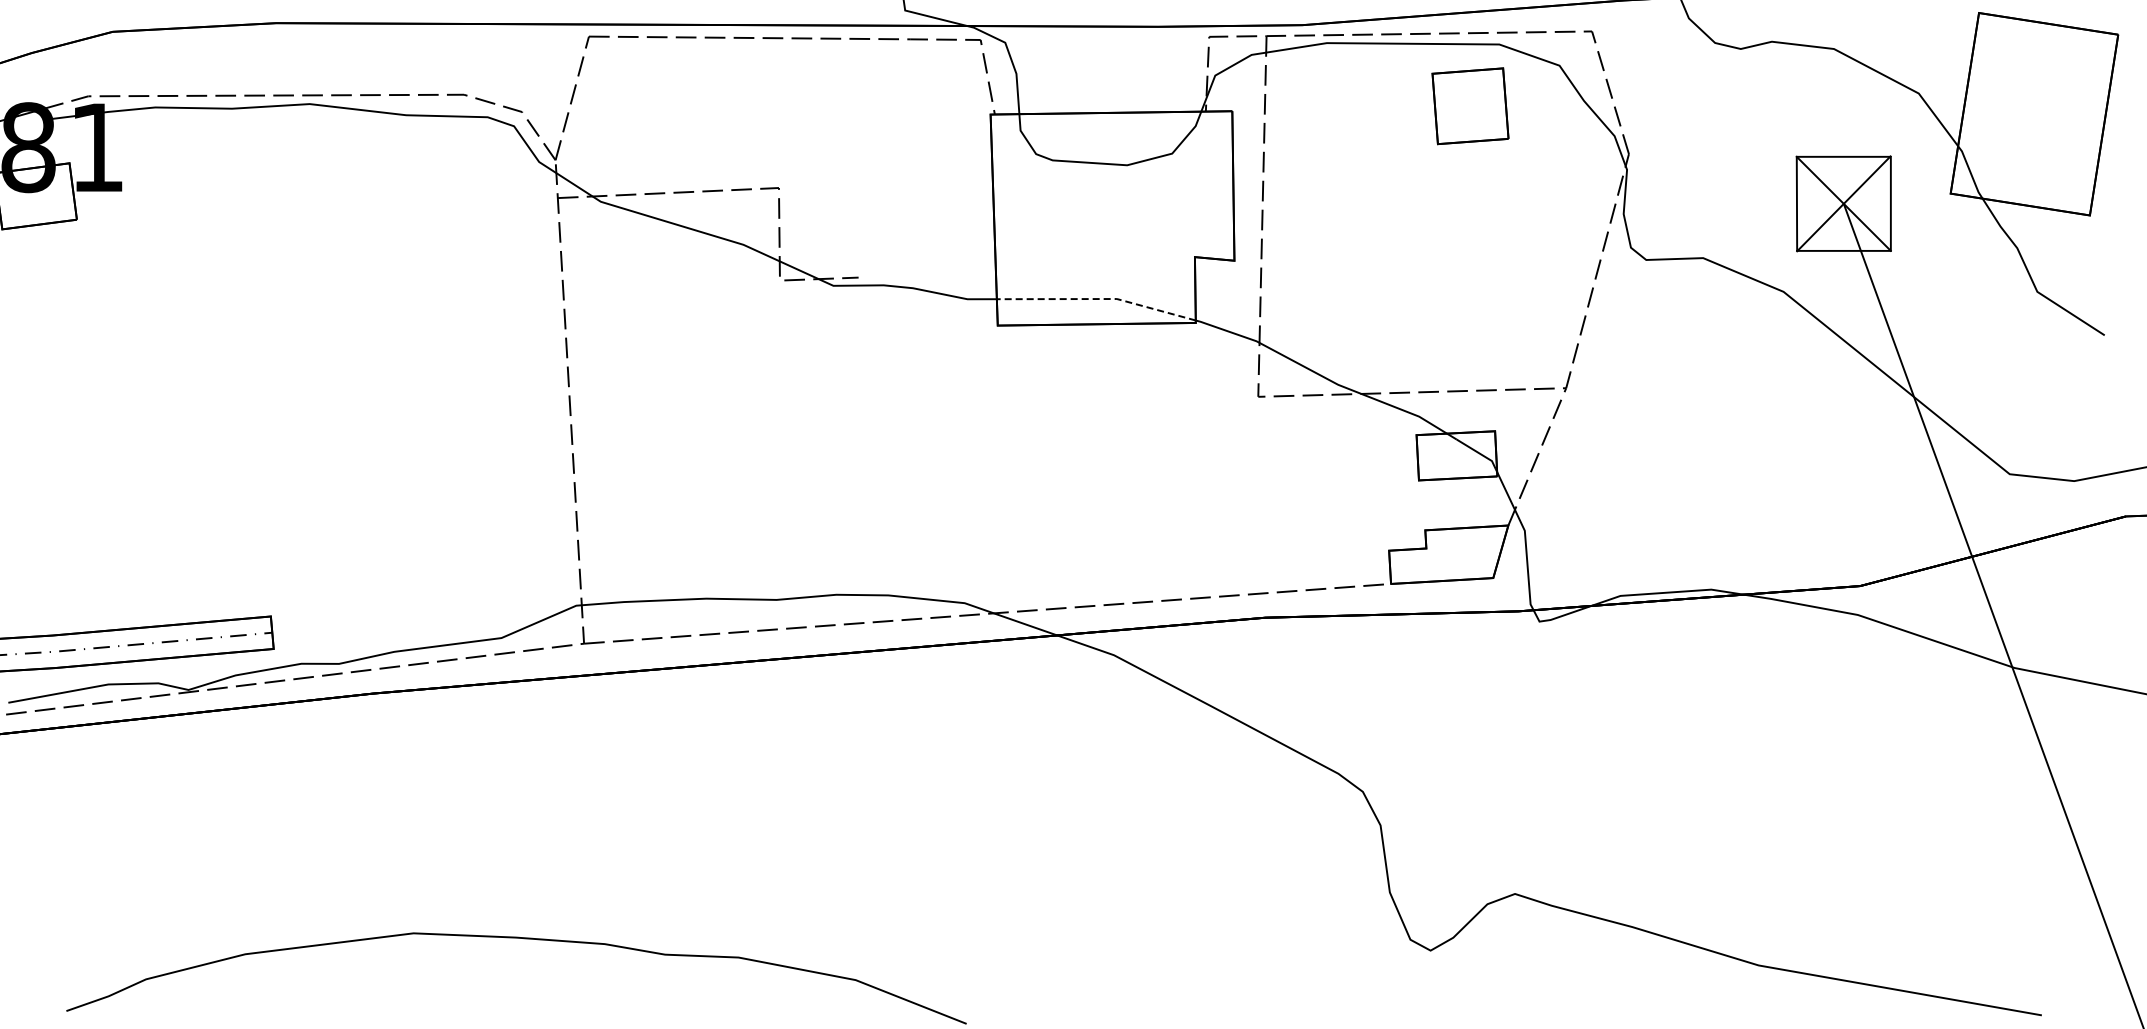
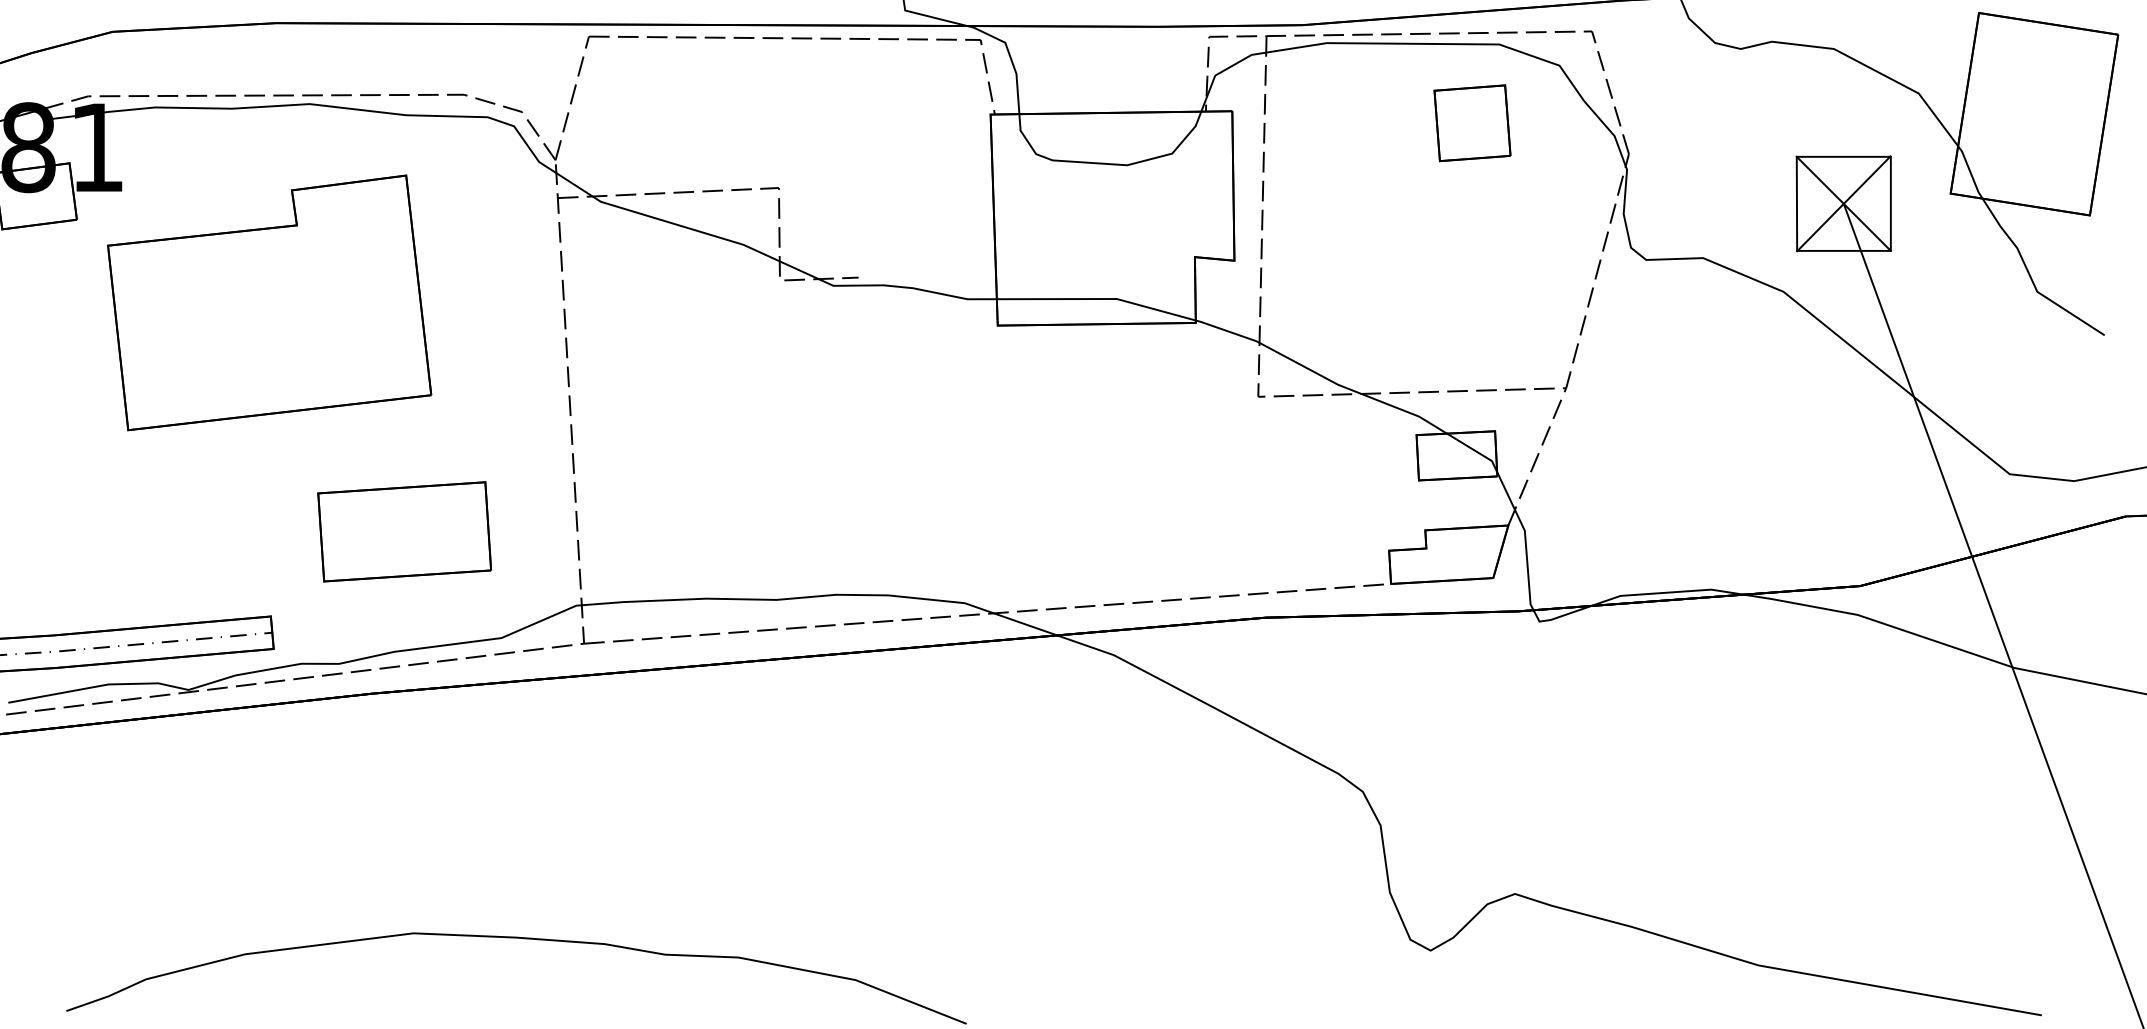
part position: (1470, 106) -> (1472, 123) (1472, 123)
line: dashed -> solid (1098, 299)
part: none -> present (269, 302)
part: none -> present (404, 531)
